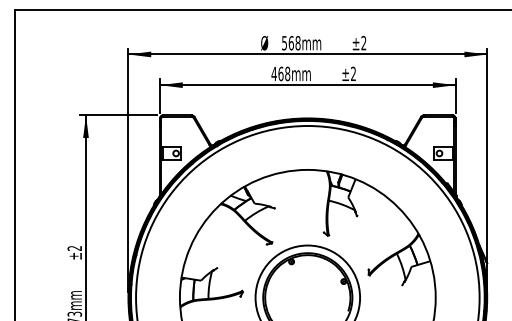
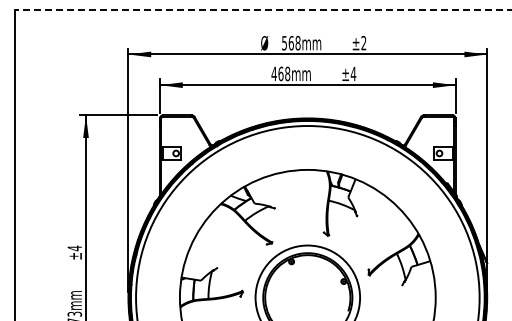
line: solid -> dashed (263, 9)
text: ±2 -> ±4 (353, 73)
text: ±2 -> ±4 (74, 248)
